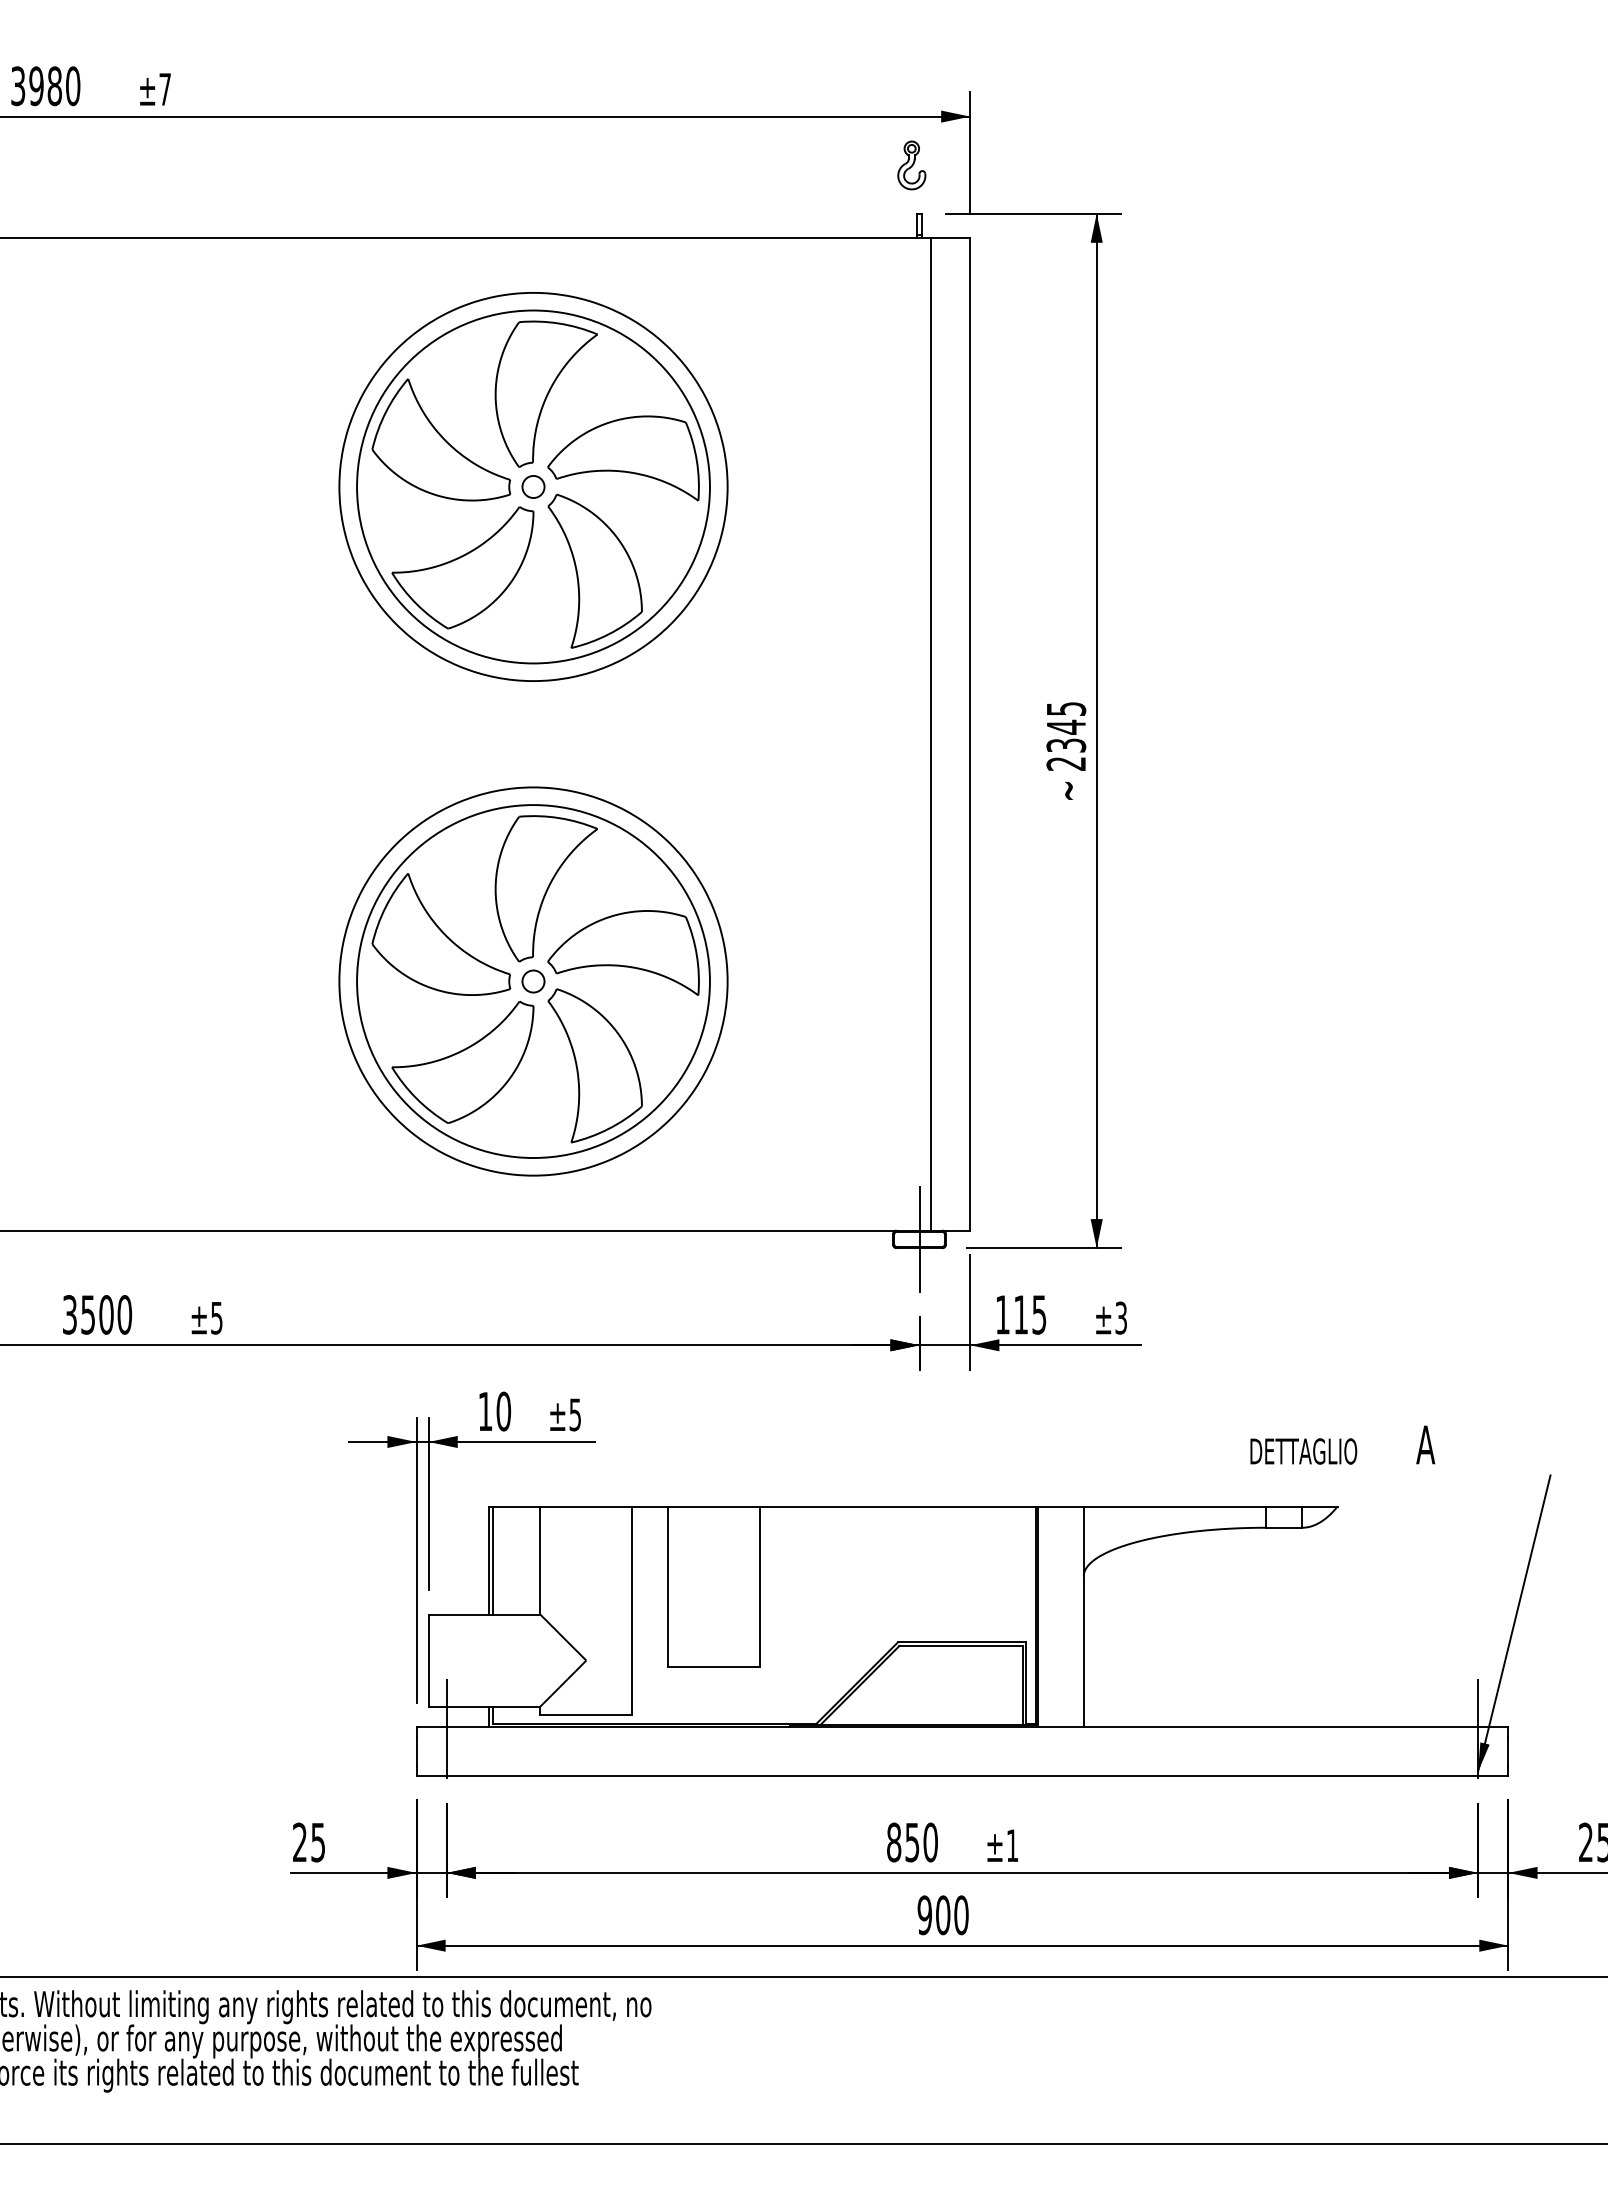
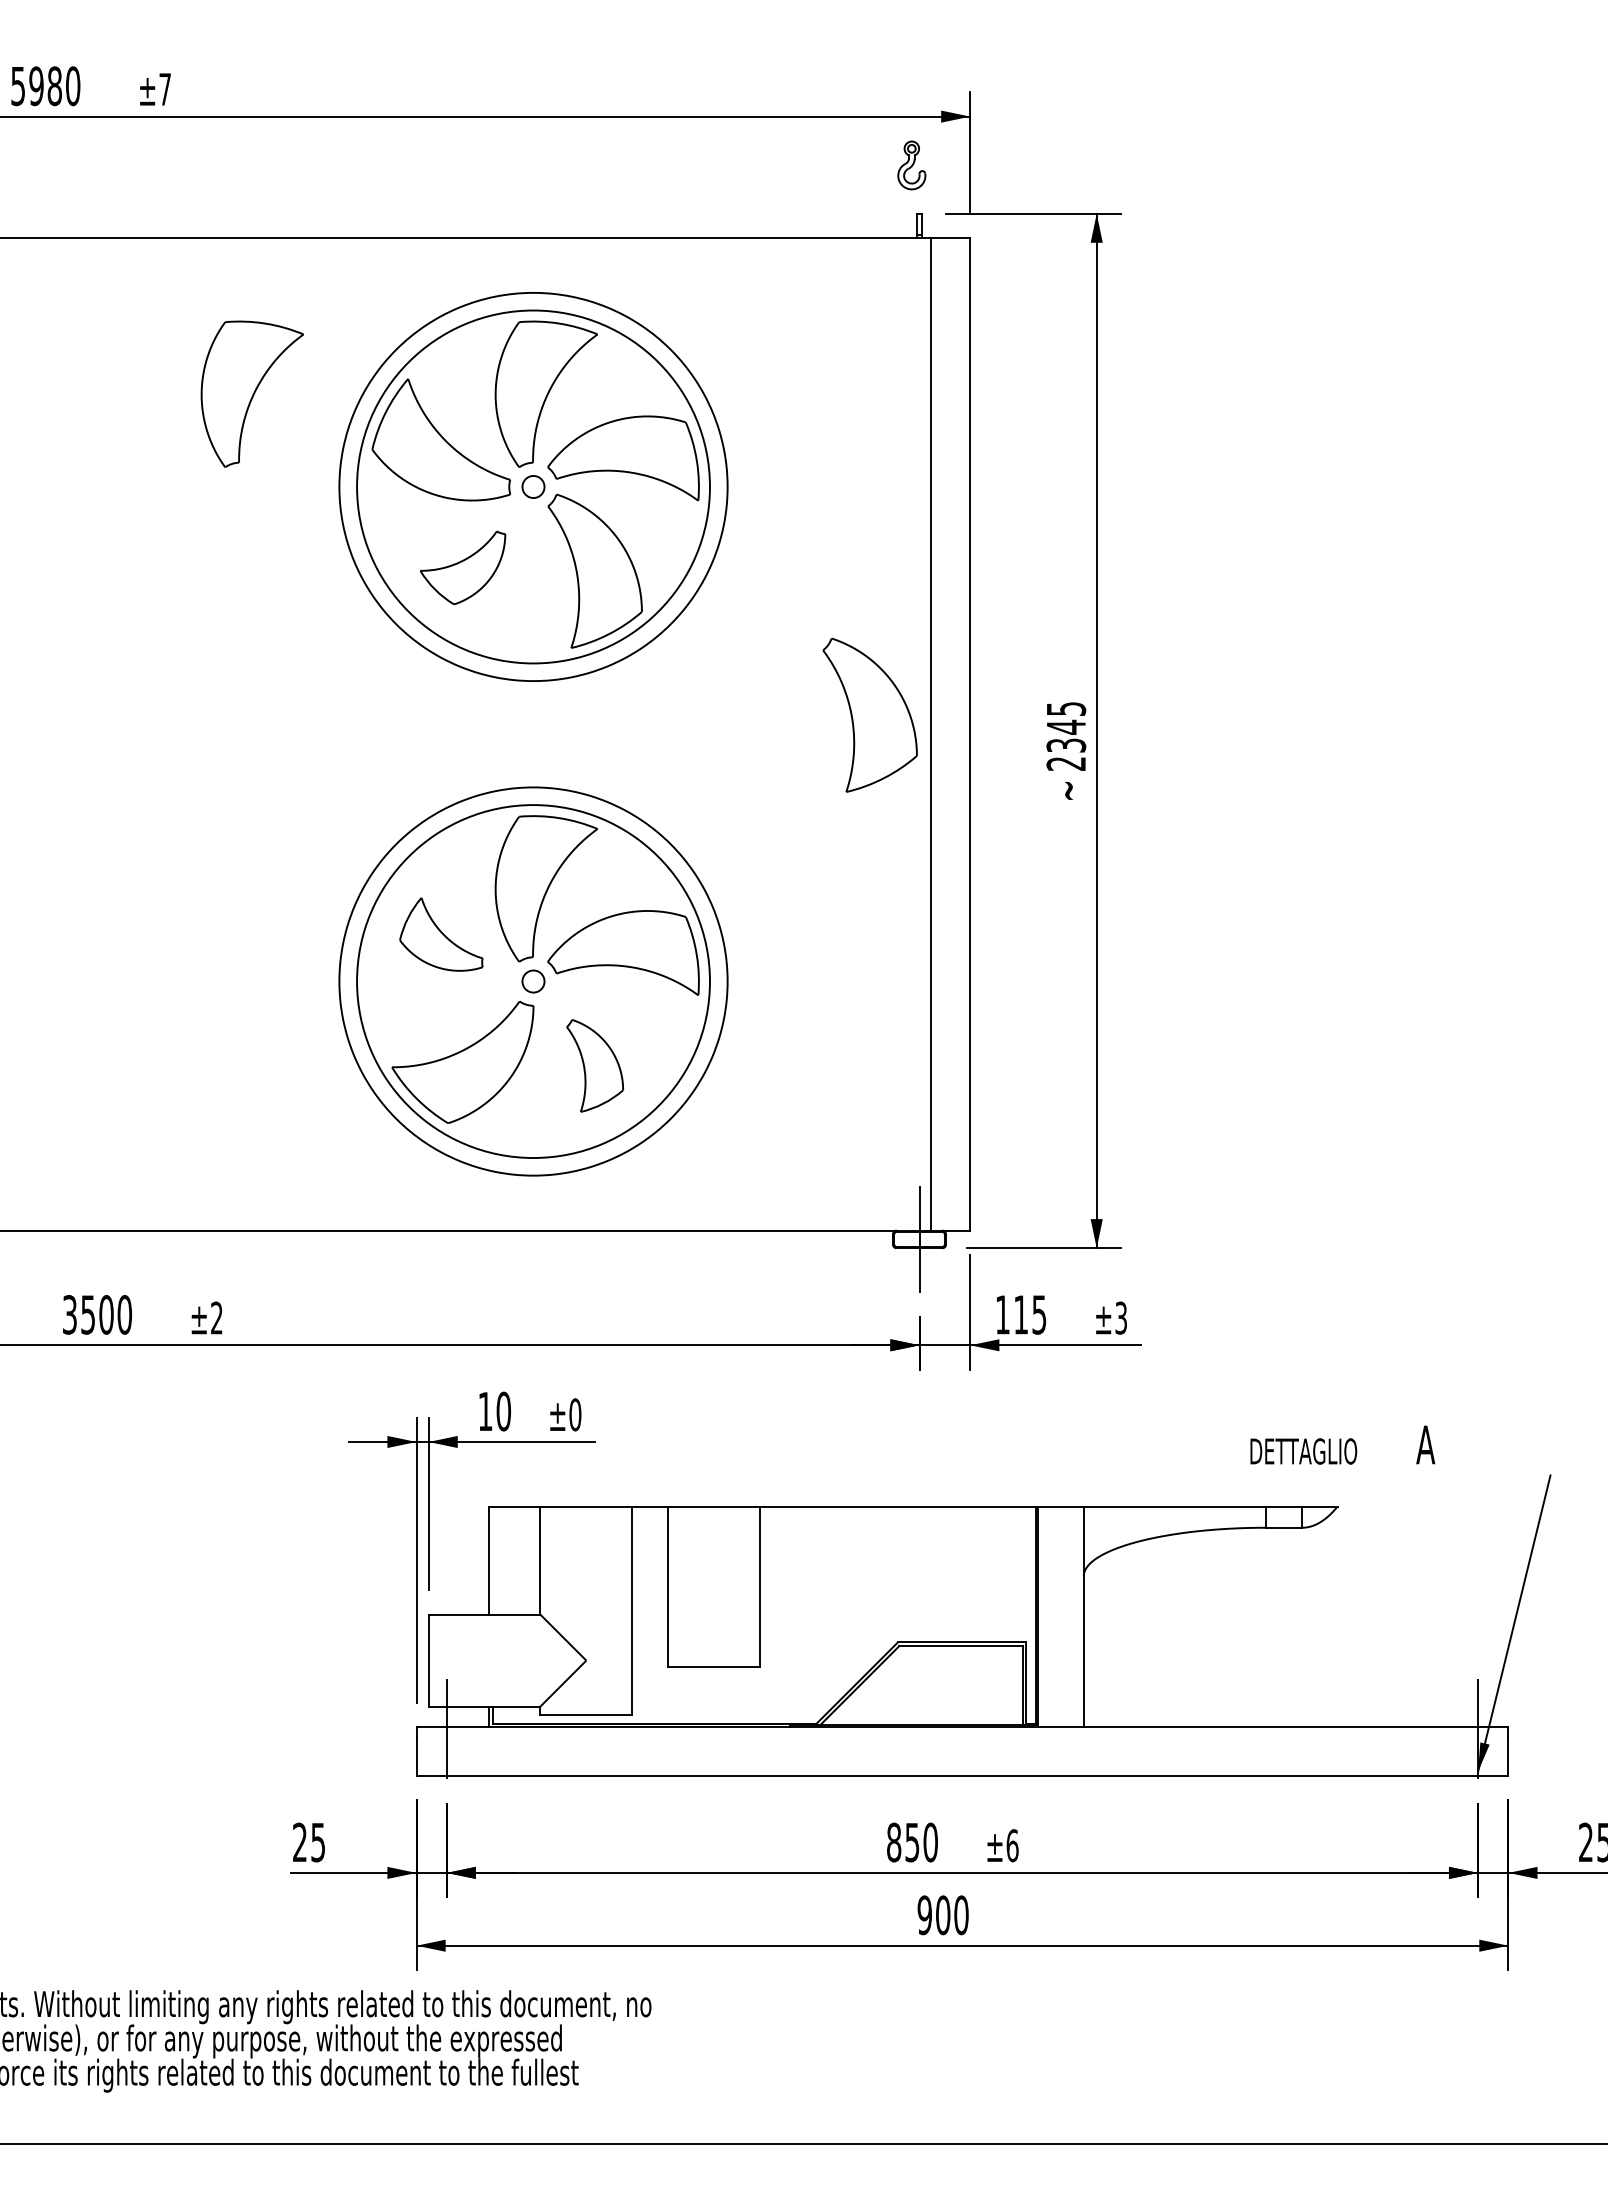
text: 3980 -> 5980 (18, 85)
part: none -> present (251, 393)
part size: 144x124 px -> 88x76 px (462, 567)
part: none -> present (869, 714)
part size: 141x123 px -> 85x75 px (441, 934)
part size: 96x156 px -> 59x94 px (595, 1065)
text: ±5 -> ±2 (216, 1317)
text: ±5 -> ±0 (575, 1414)
line: present -> none (492, 1560)
text: ±1 -> ±6 (1012, 1845)
line: present -> none (803, 1977)
